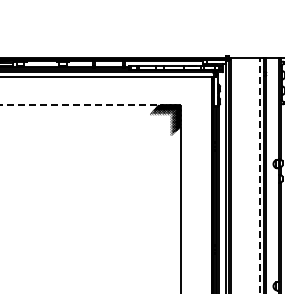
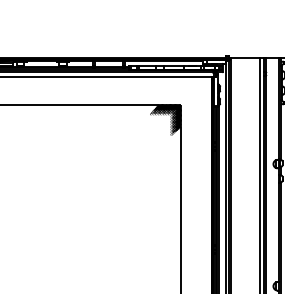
line: dashed -> solid (80, 105)
line: dashed -> solid (259, 175)
